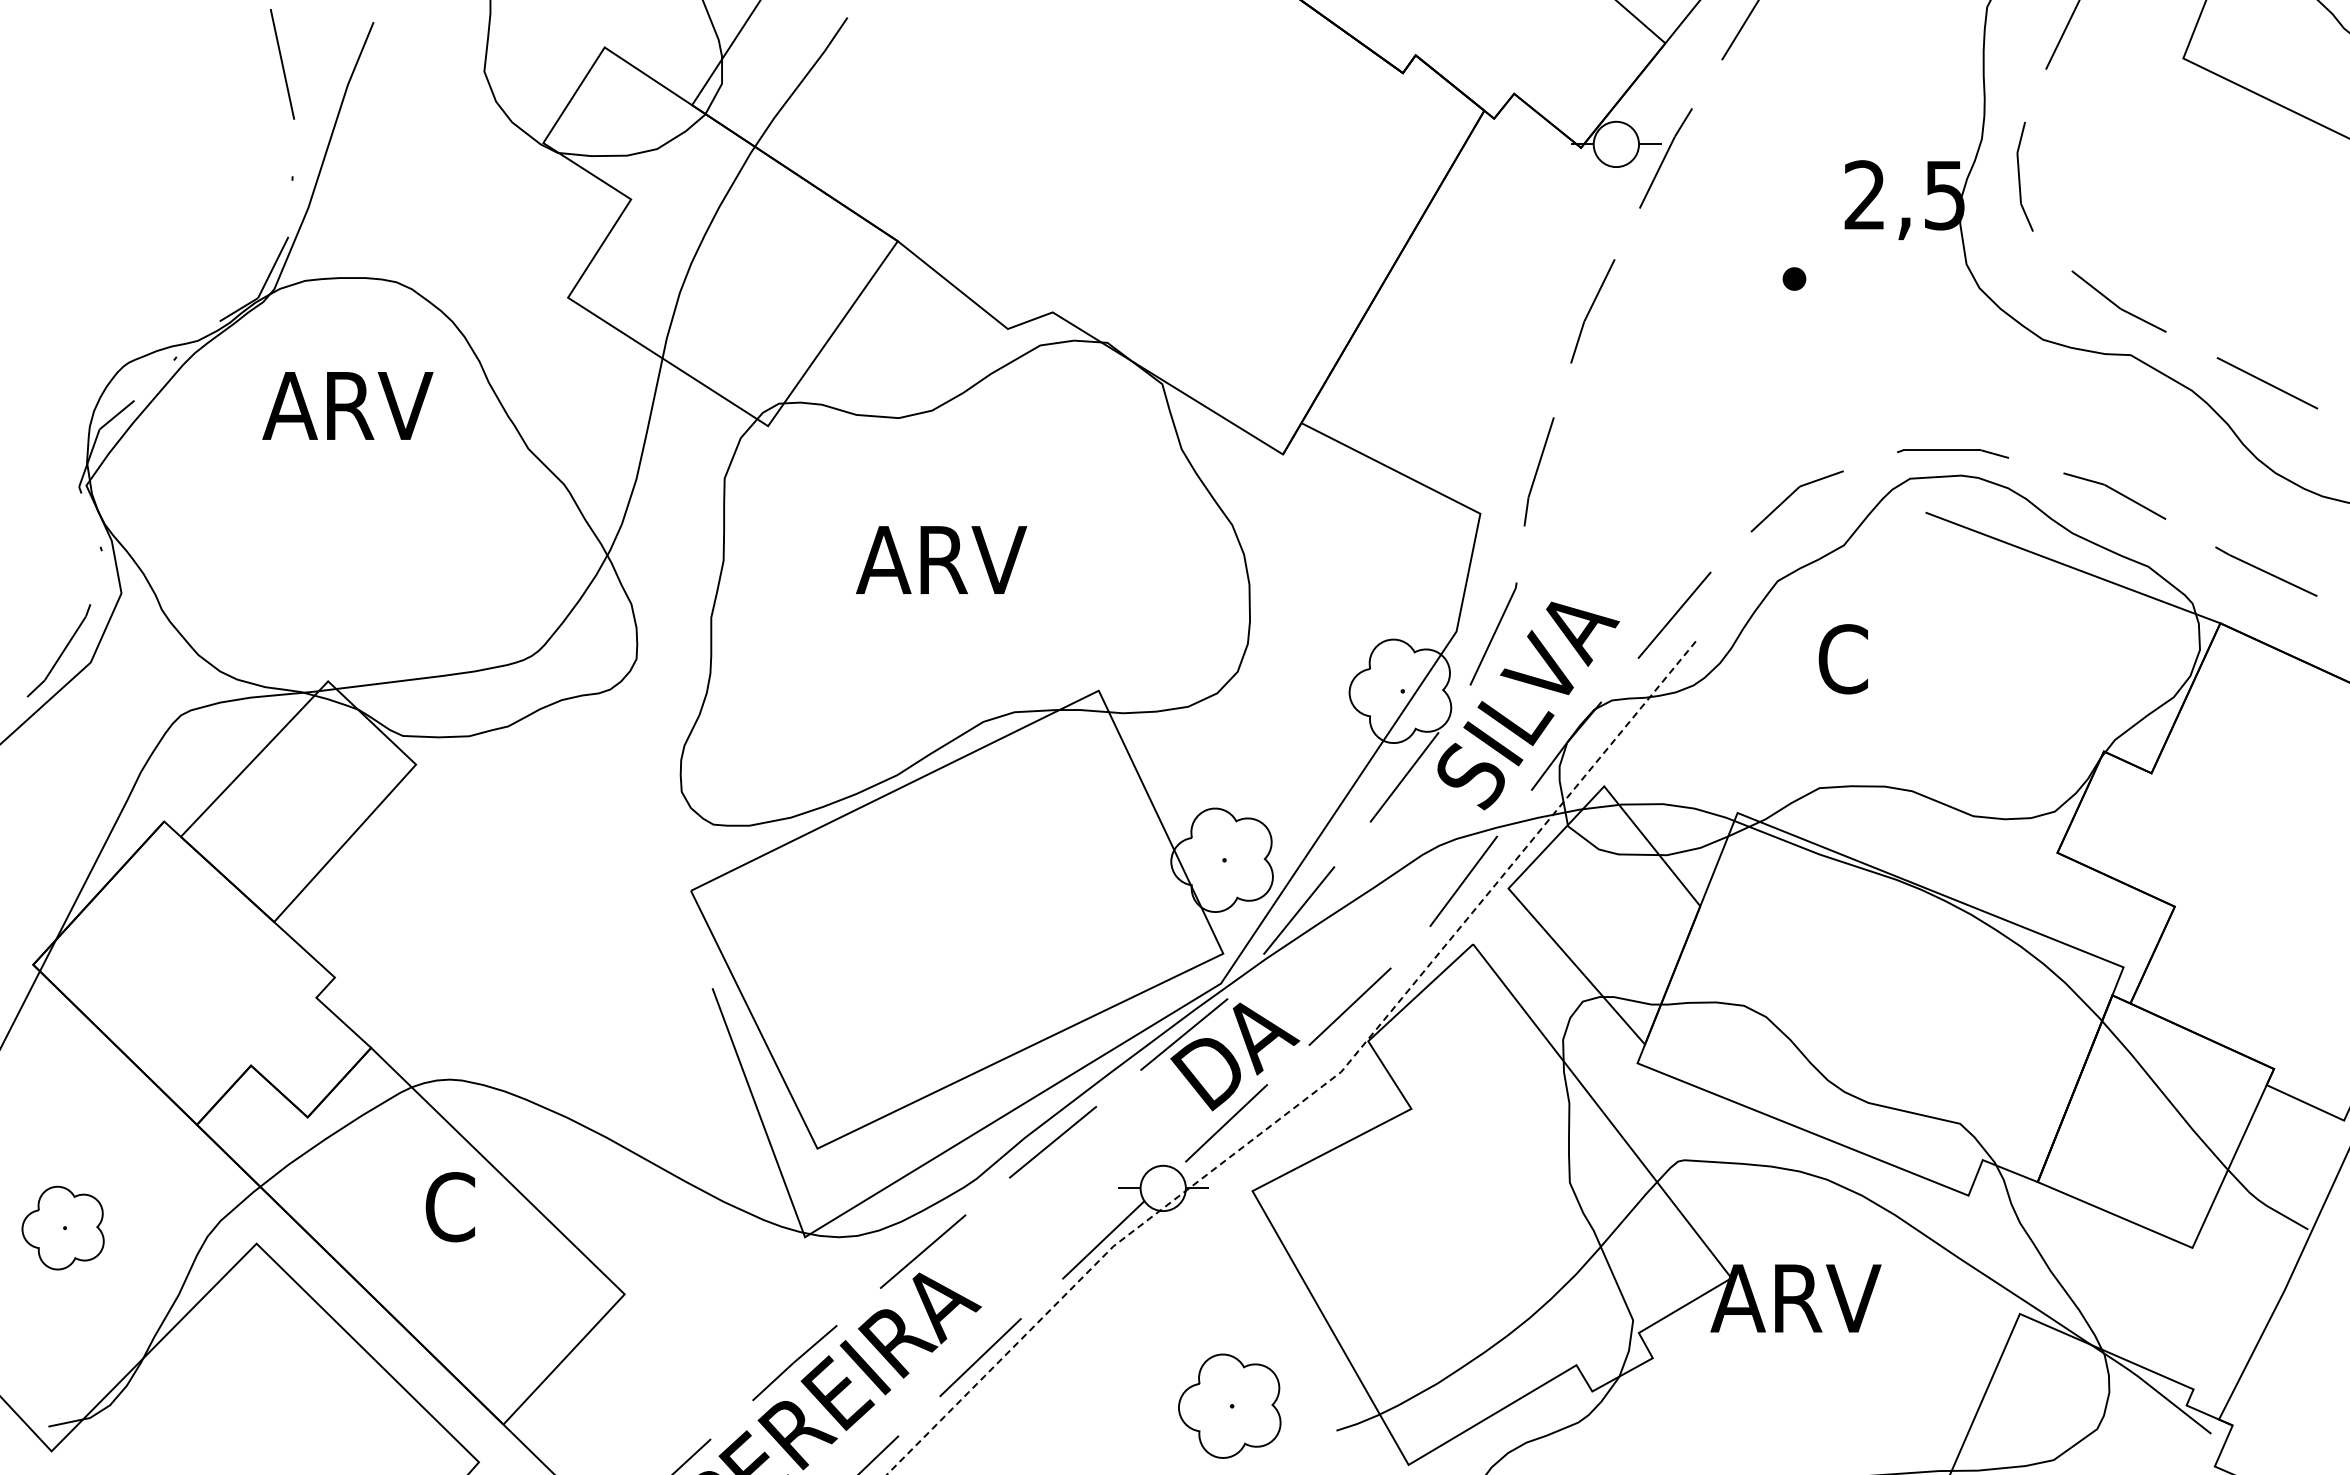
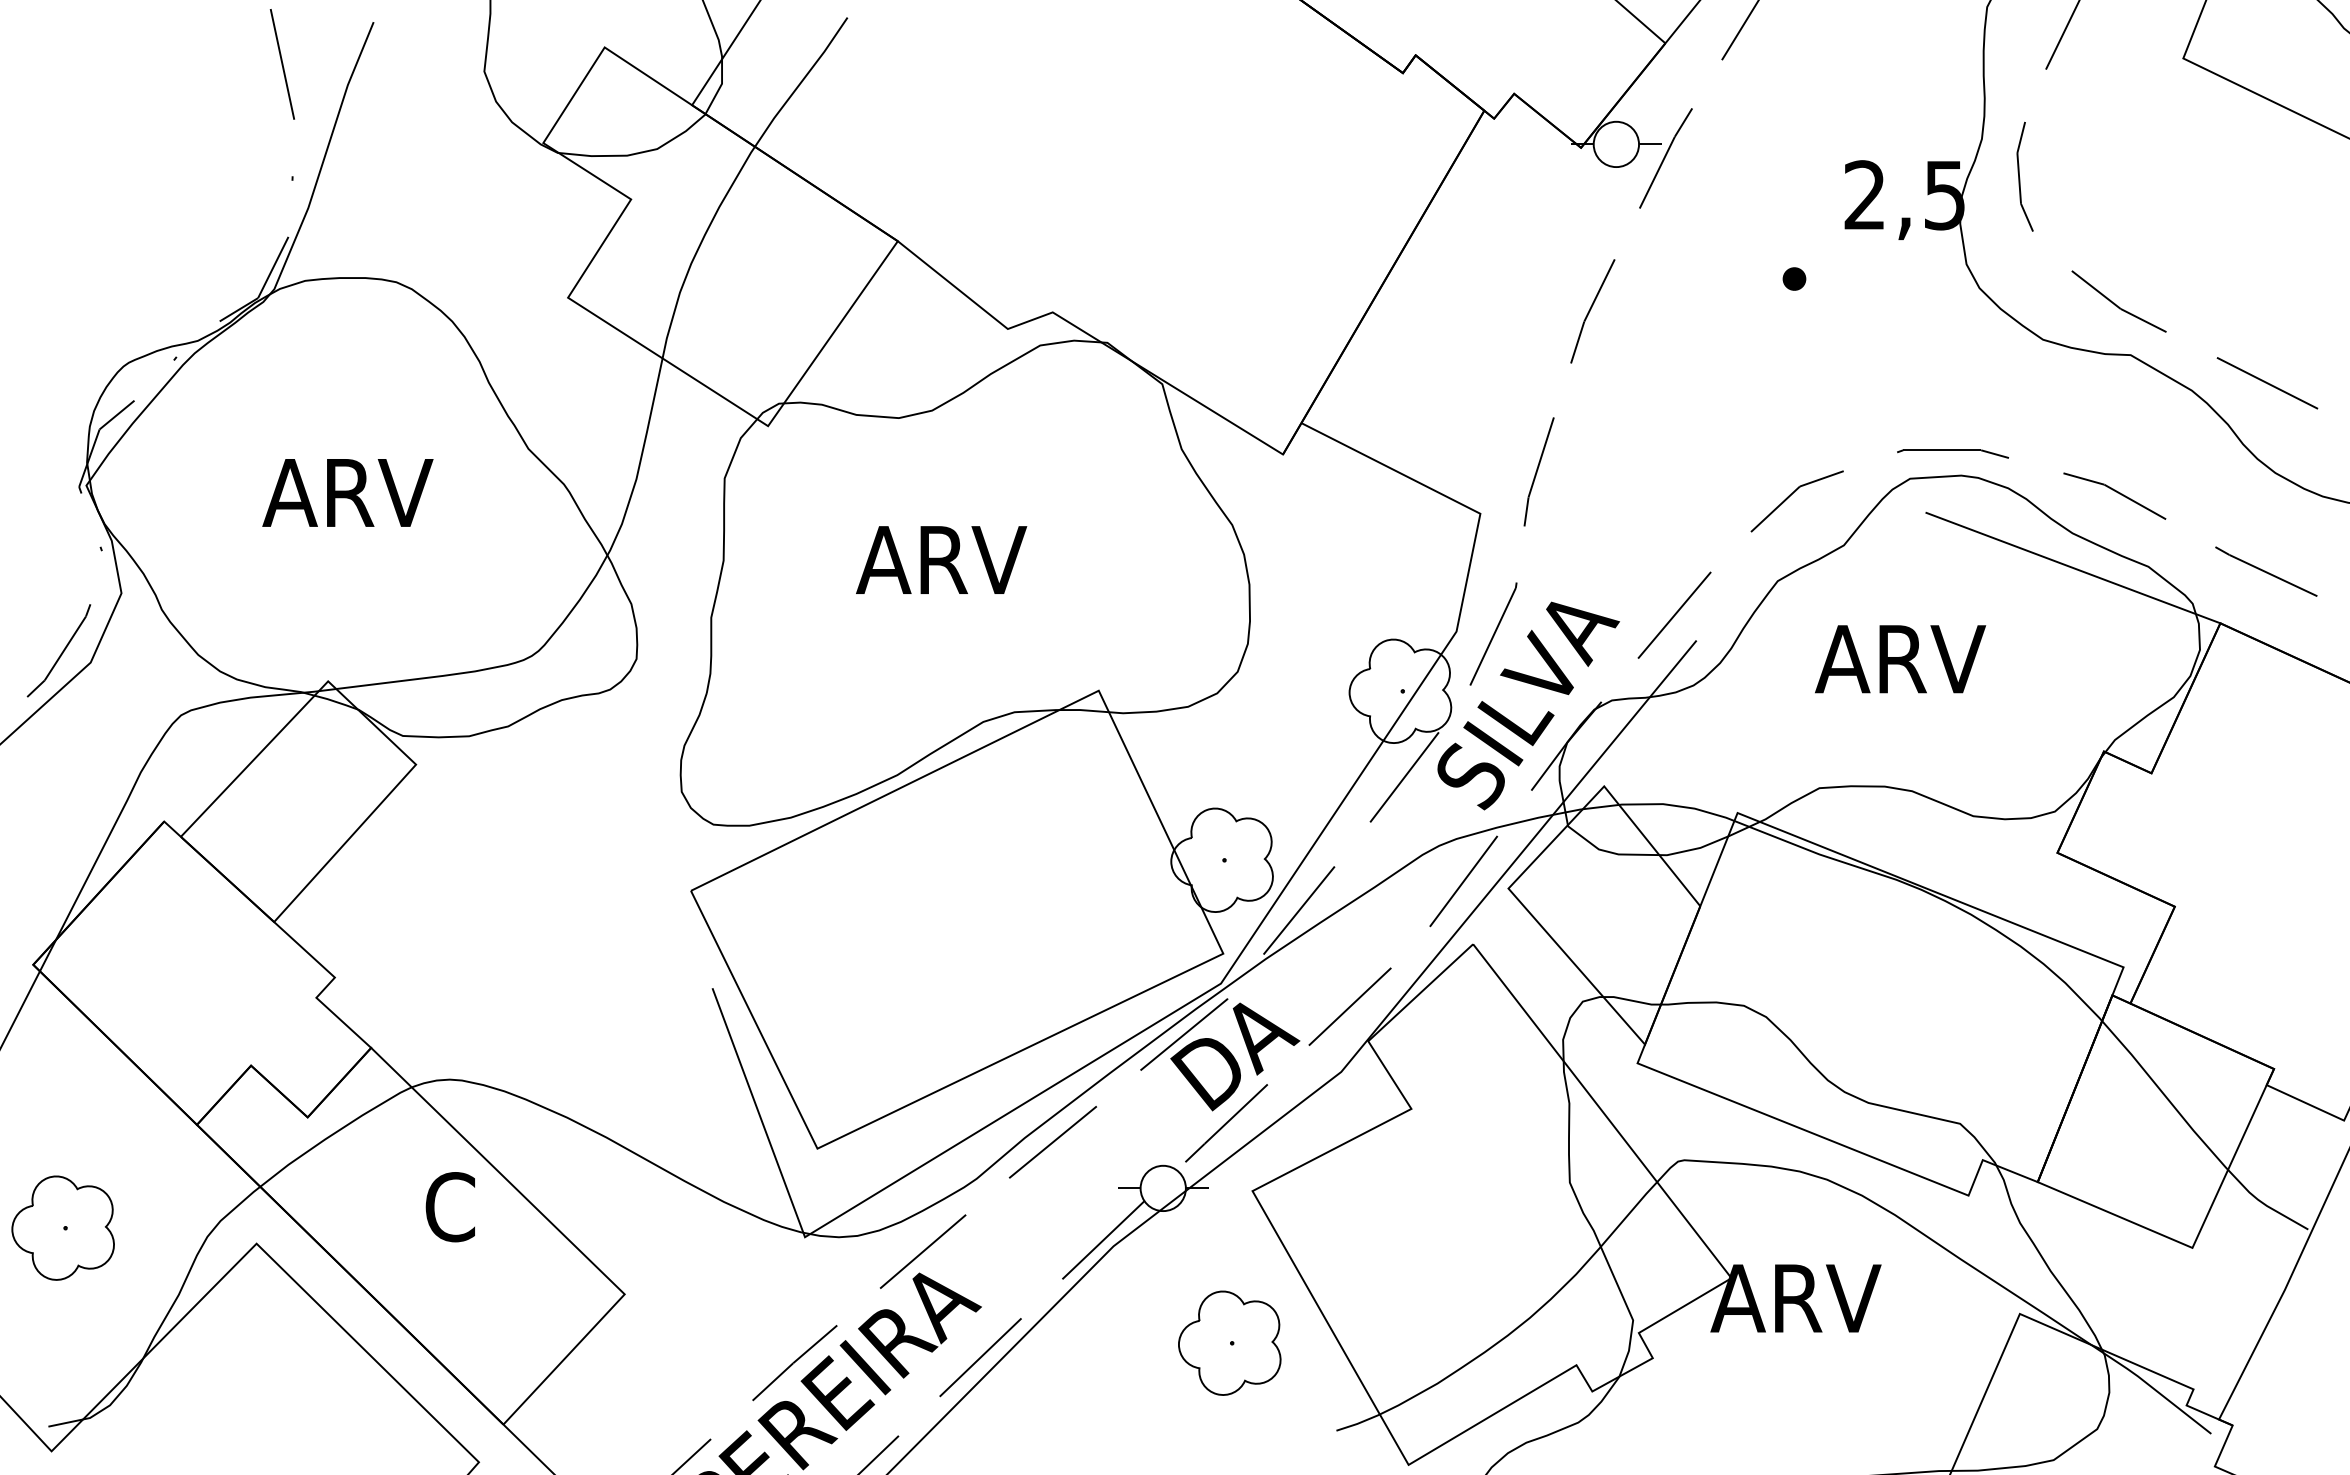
text position: (347, 405) -> (347, 492) (347, 492)
text: C -> ARV (1900, 659)
line: dashed -> solid (1321, 1087)
part size: 84x86 px -> 104x106 px (62, 1227)
part position: (1229, 1405) -> (1229, 1342) (1229, 1342)
